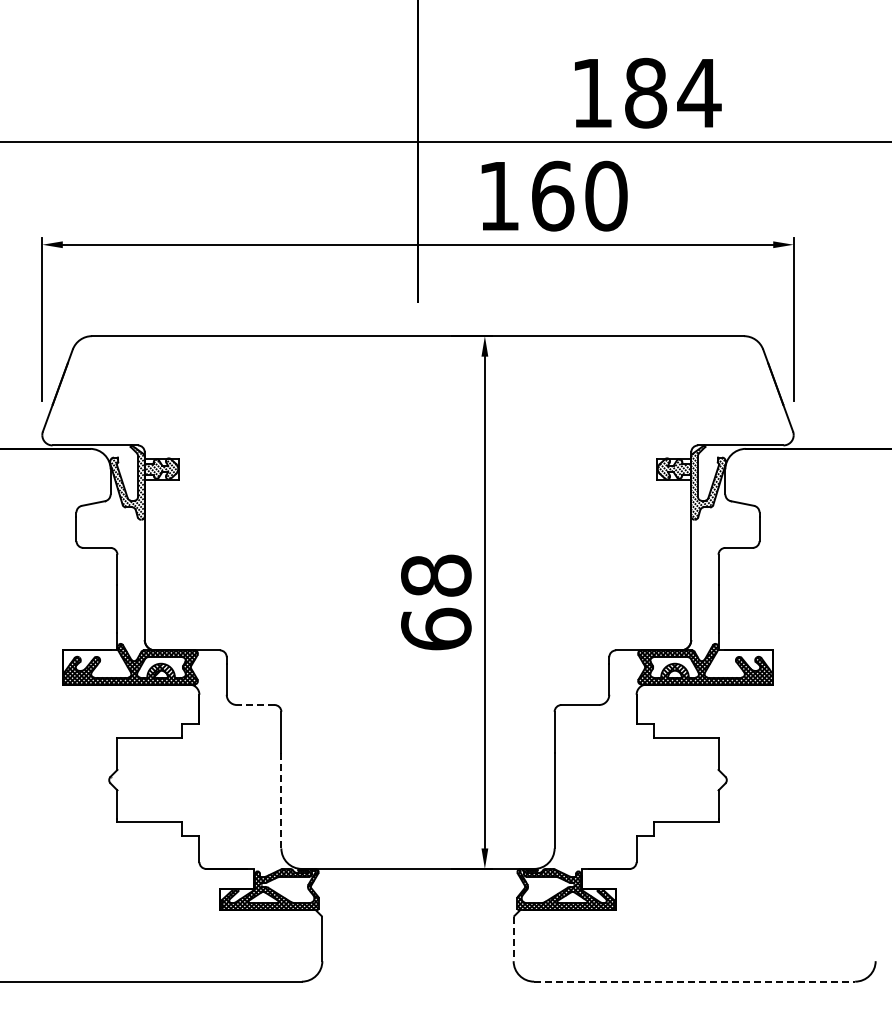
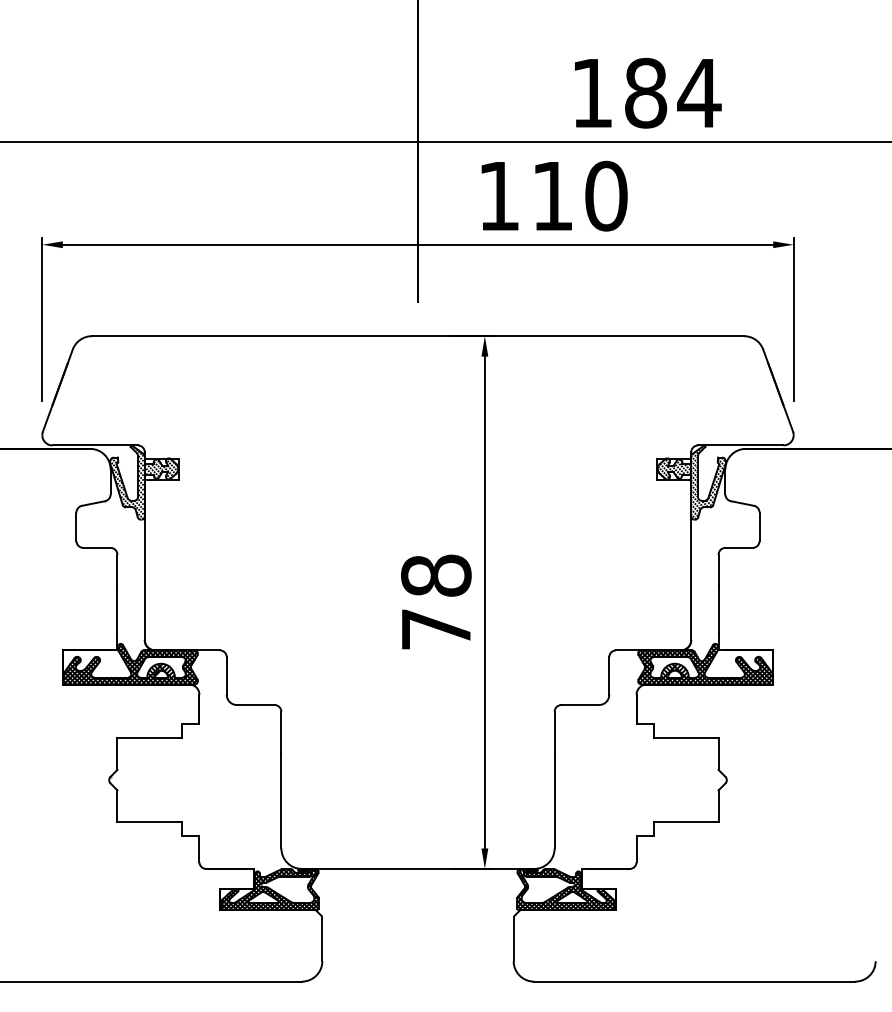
text: 160 -> 110 (553, 195)
text: 68 -> 78 (436, 628)
line: dashed -> solid (255, 705)
line: dashed -> solid (281, 800)
line: dashed -> solid (513, 939)
line: dashed -> solid (694, 981)
